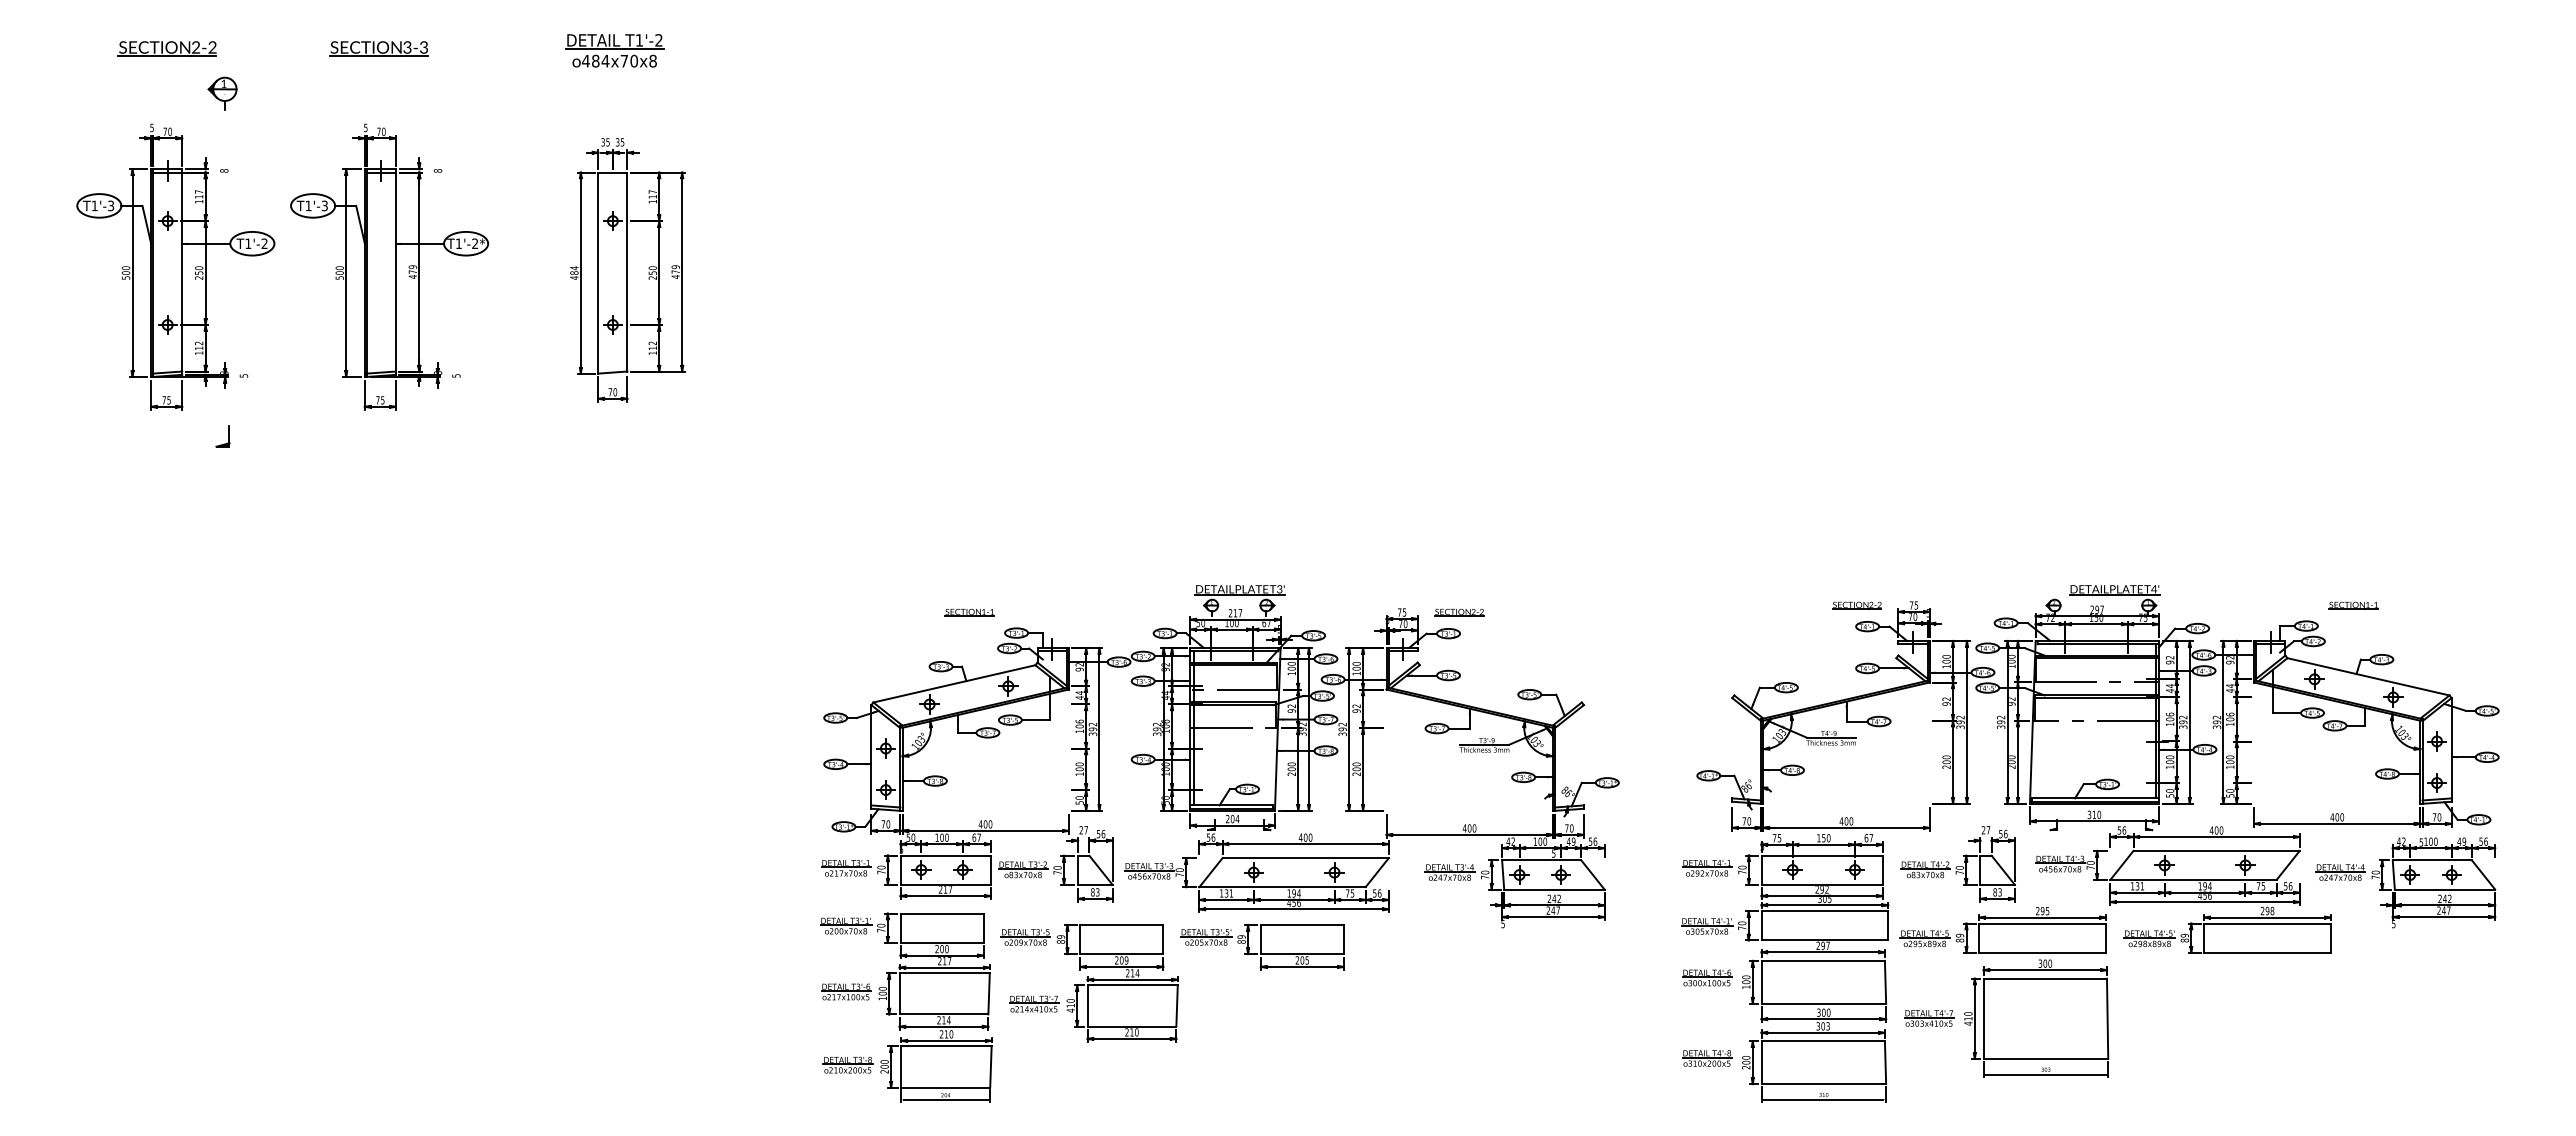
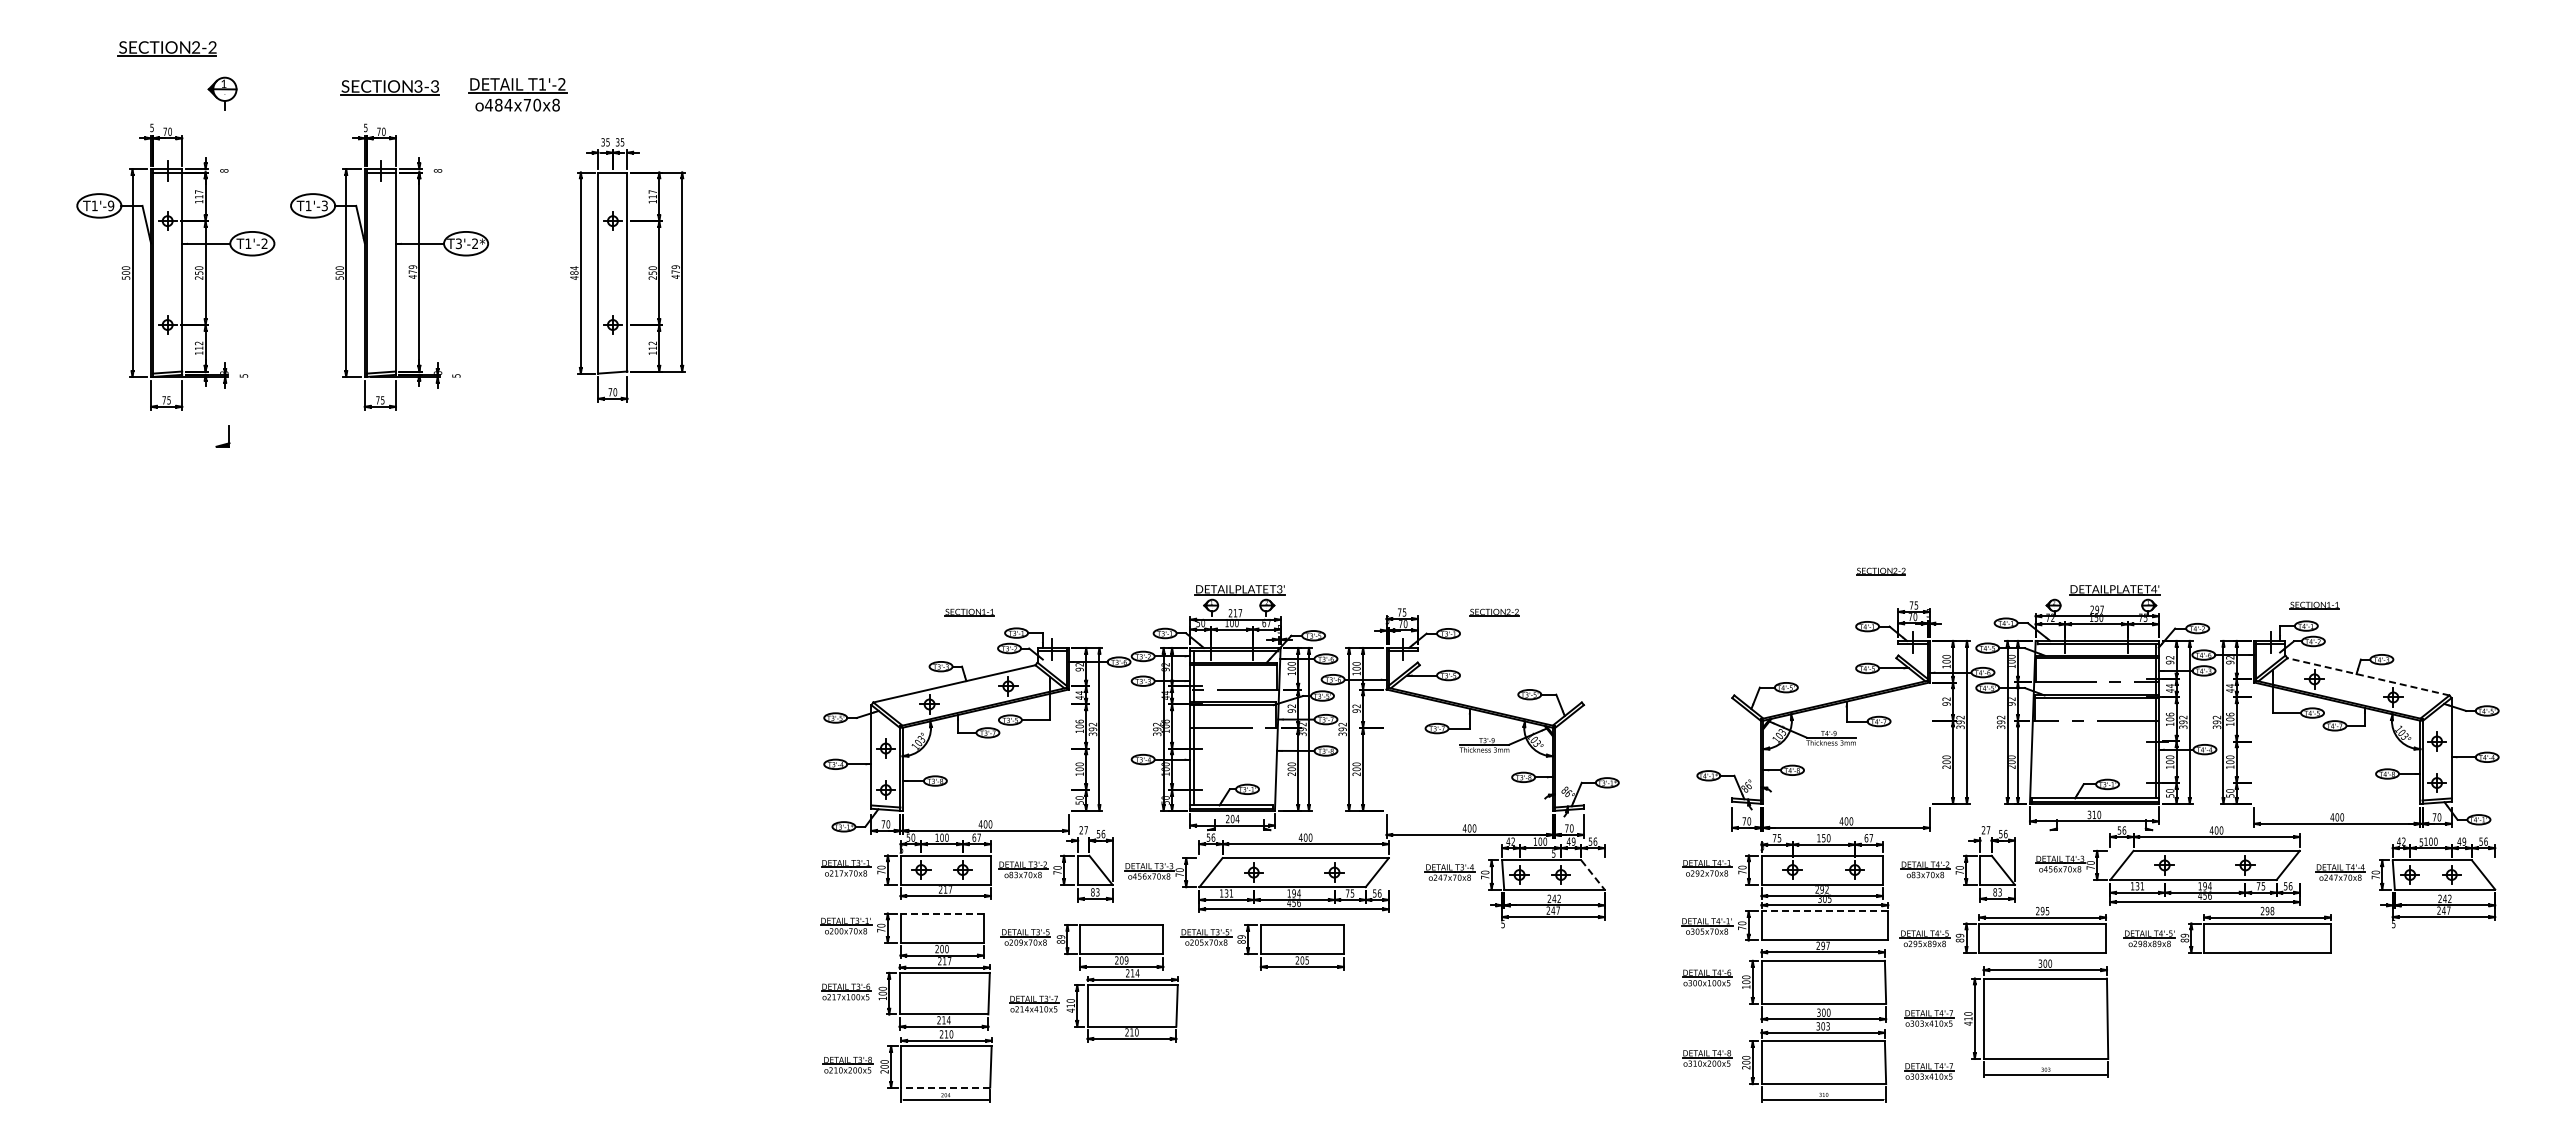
part position: (378, 48) -> (389, 87) (389, 87)
part position: (614, 50) -> (517, 94) (517, 94)
text: T1'-3 -> T1'-9 (111, 205)
text: T1'-2* -> T3'-2* (458, 243)
part position: (1856, 605) -> (1880, 571) (1880, 571)
part position: (2353, 605) -> (2314, 605) (2314, 605)
part position: (1459, 612) -> (1494, 612) (1494, 612)
line: solid -> dashed (2368, 676)
line: solid -> dashed (1592, 875)
line: solid -> dashed (1824, 911)
line: solid -> dashed (942, 913)
part: none -> present (1929, 1071)
line: solid -> dashed (945, 1087)
